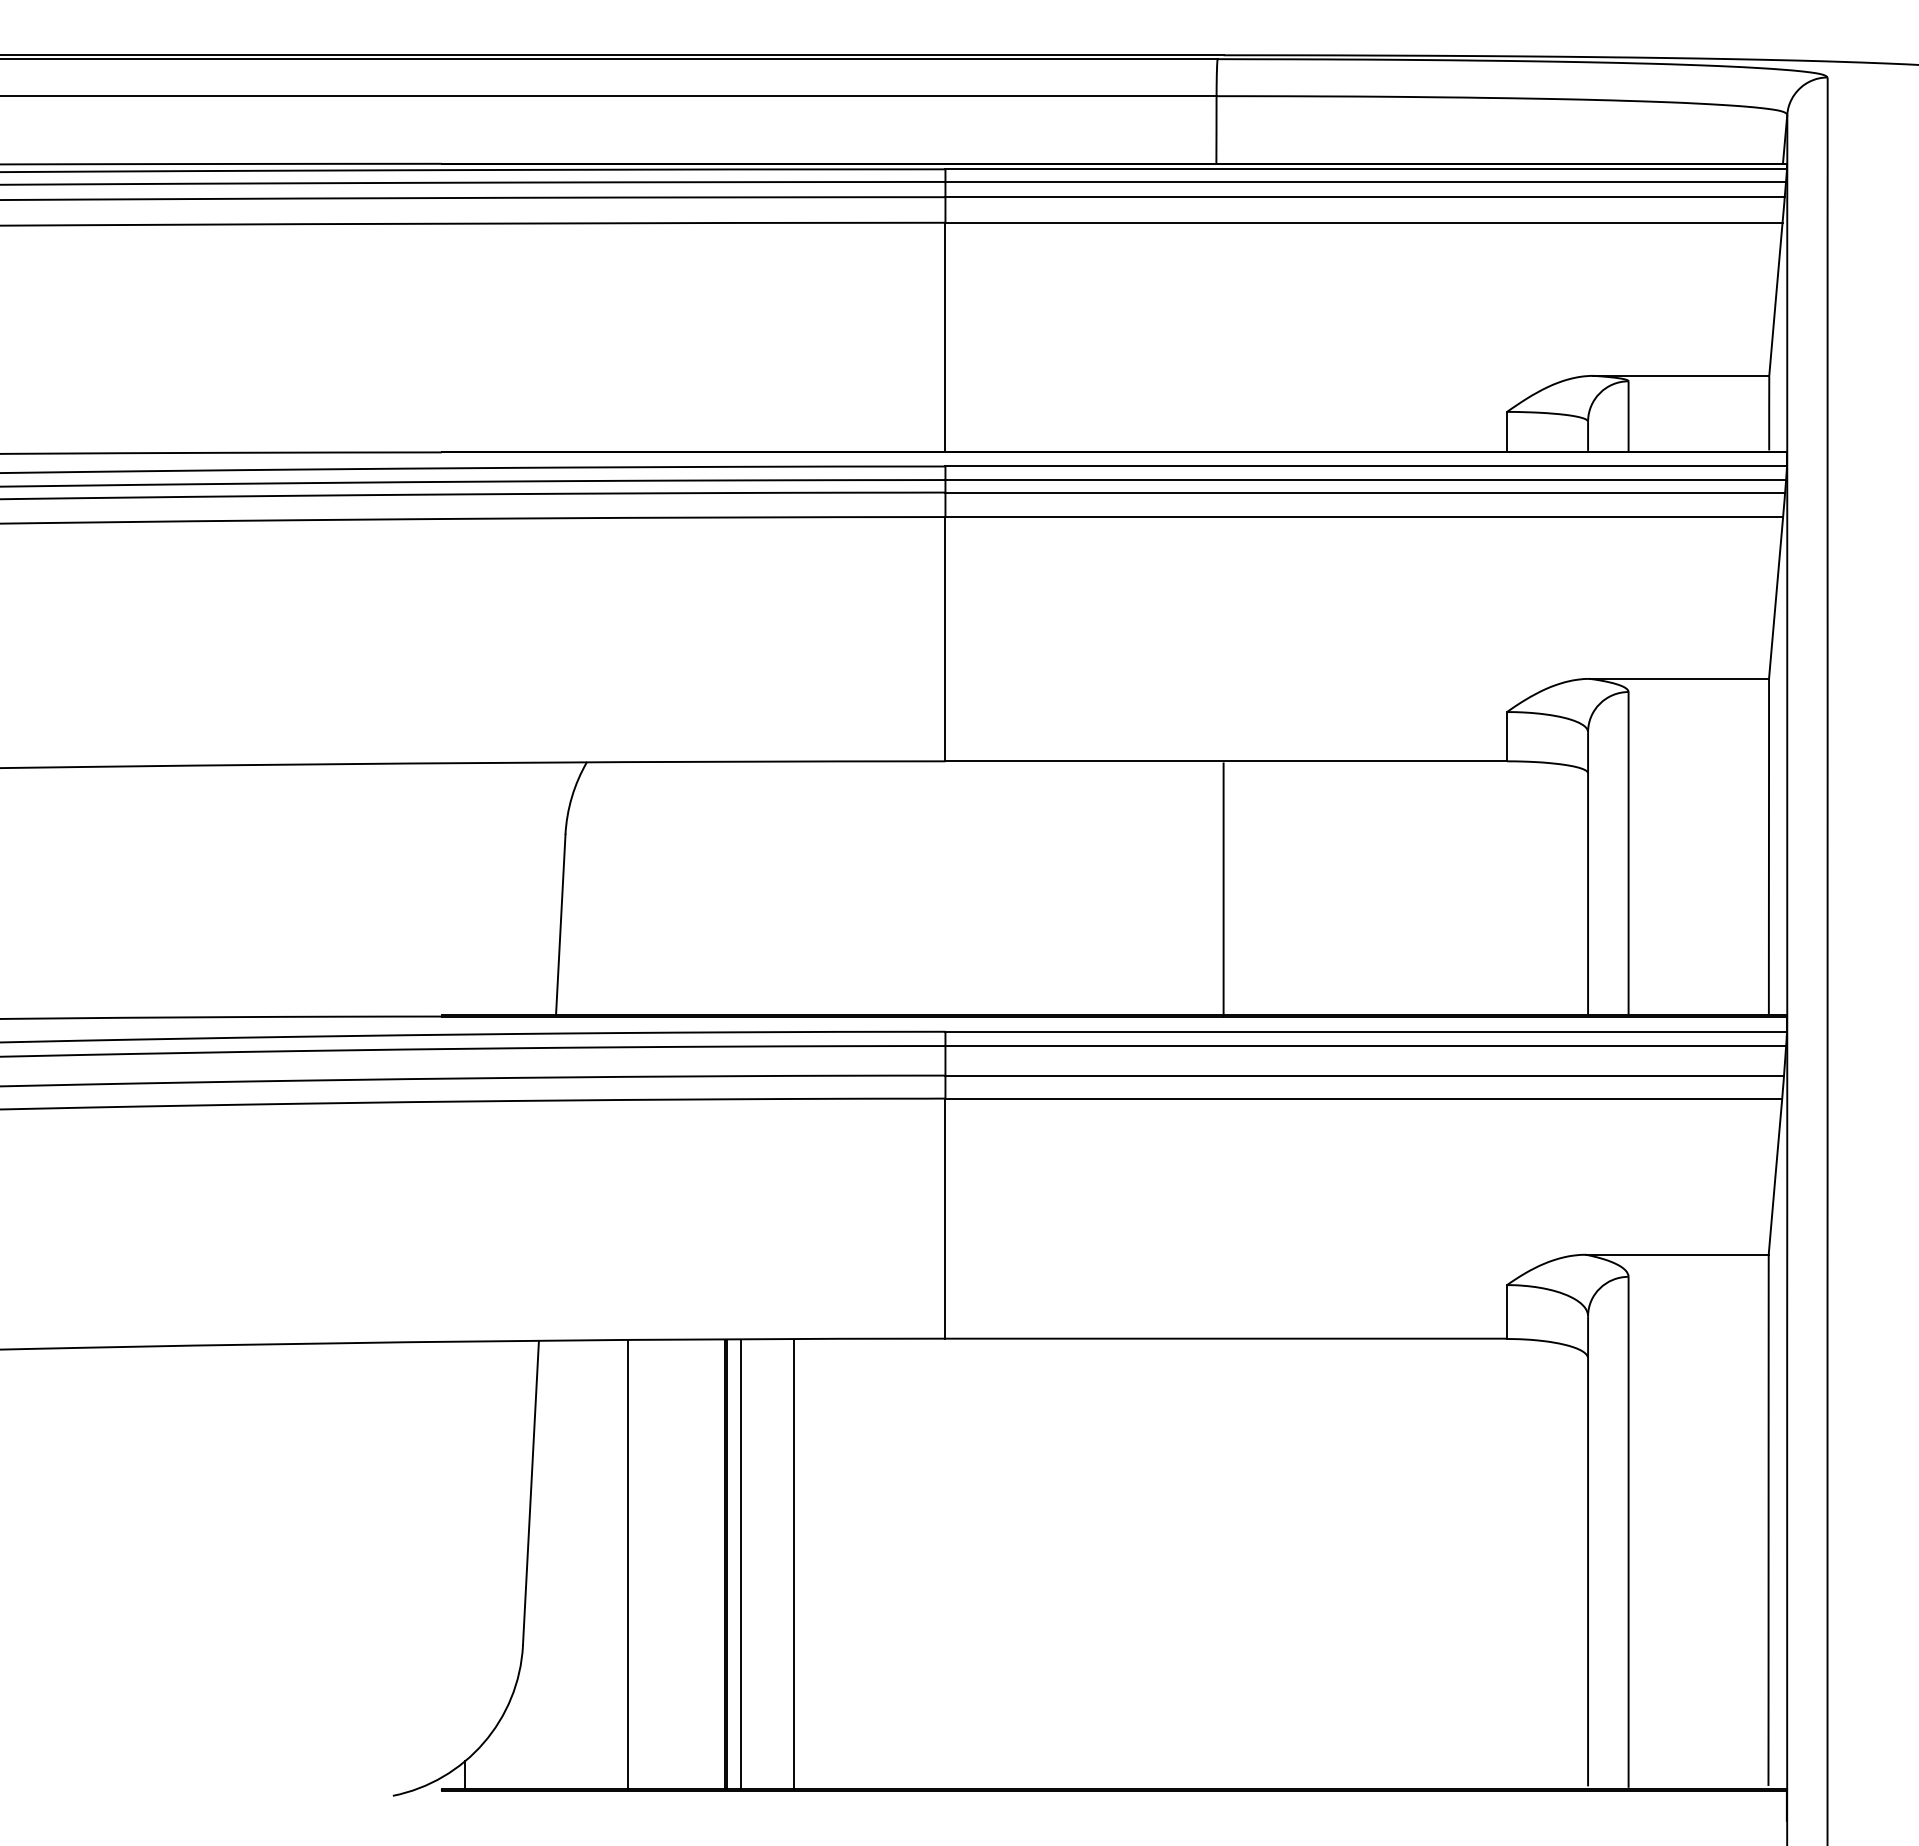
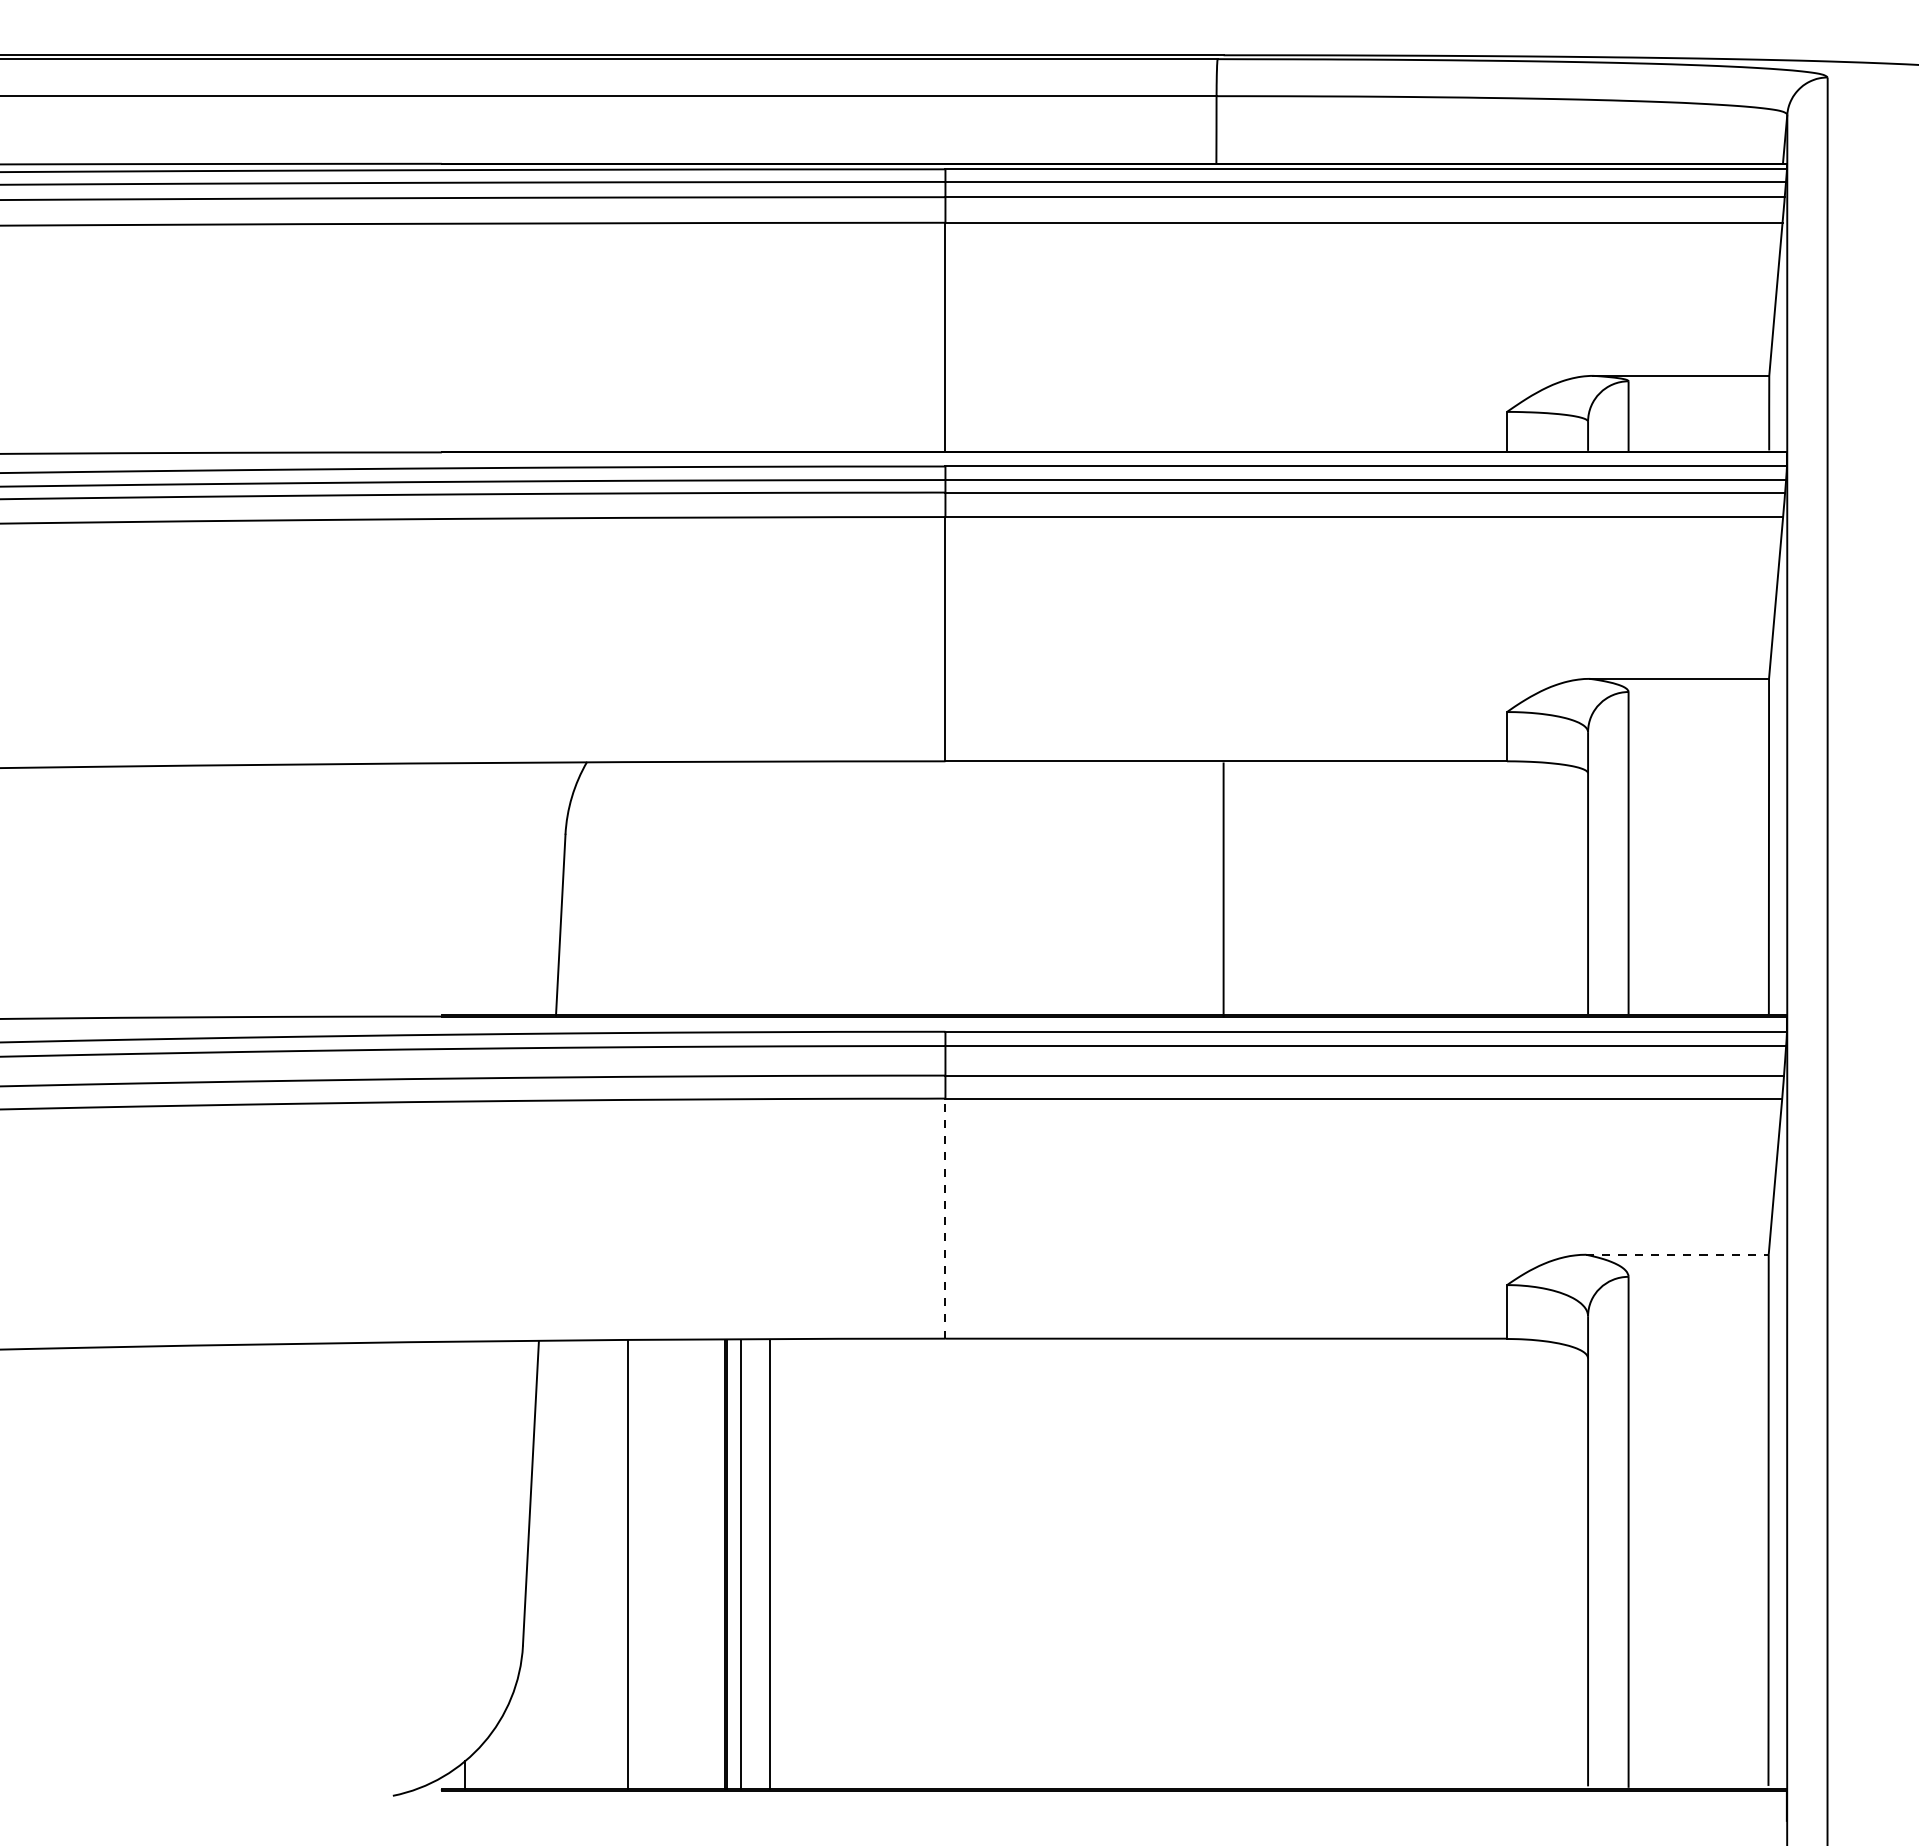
line: solid -> dashed (945, 1218)
line: solid -> dashed (1677, 1254)
line position: (794, 1564) -> (770, 1564) (770, 1564)
